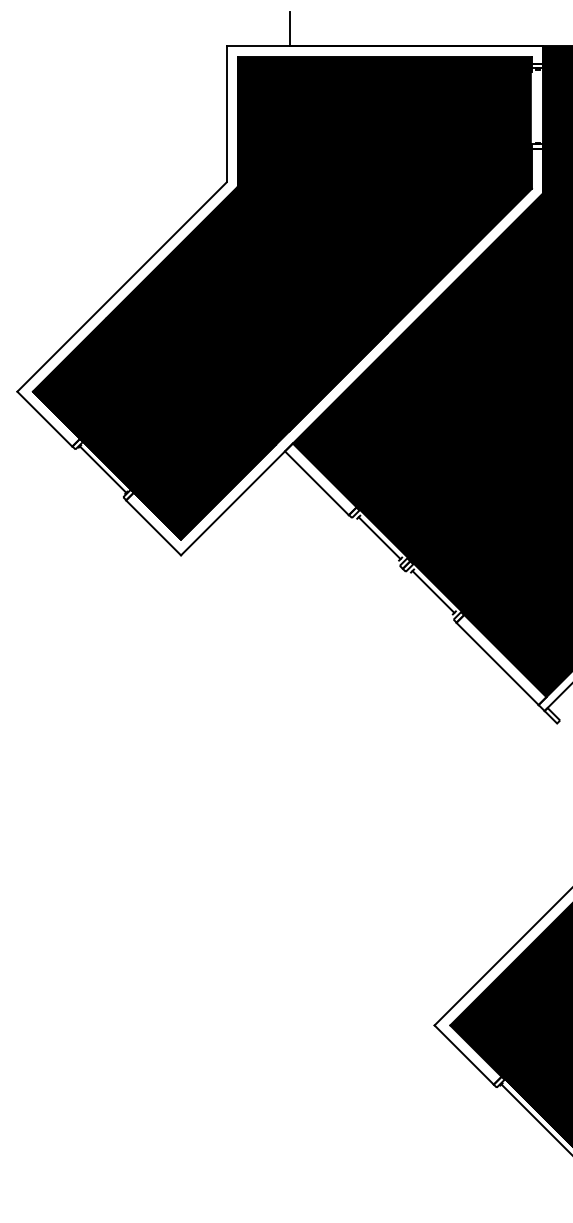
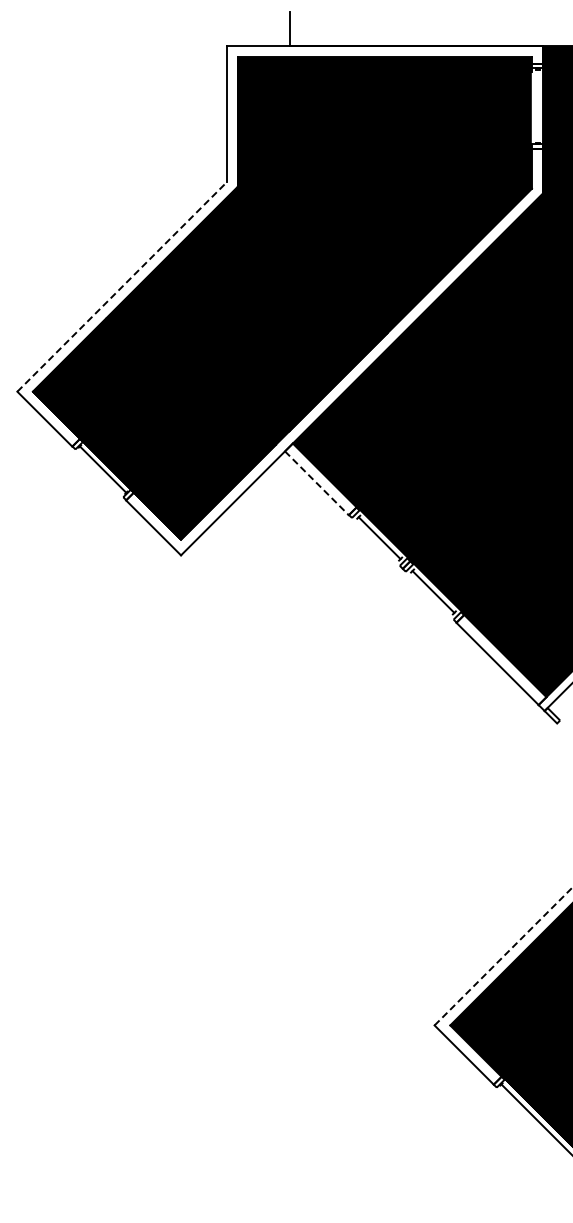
line: solid -> dashed (122, 287)
line: solid -> dashed (317, 483)
line: solid -> dashed (503, 956)
